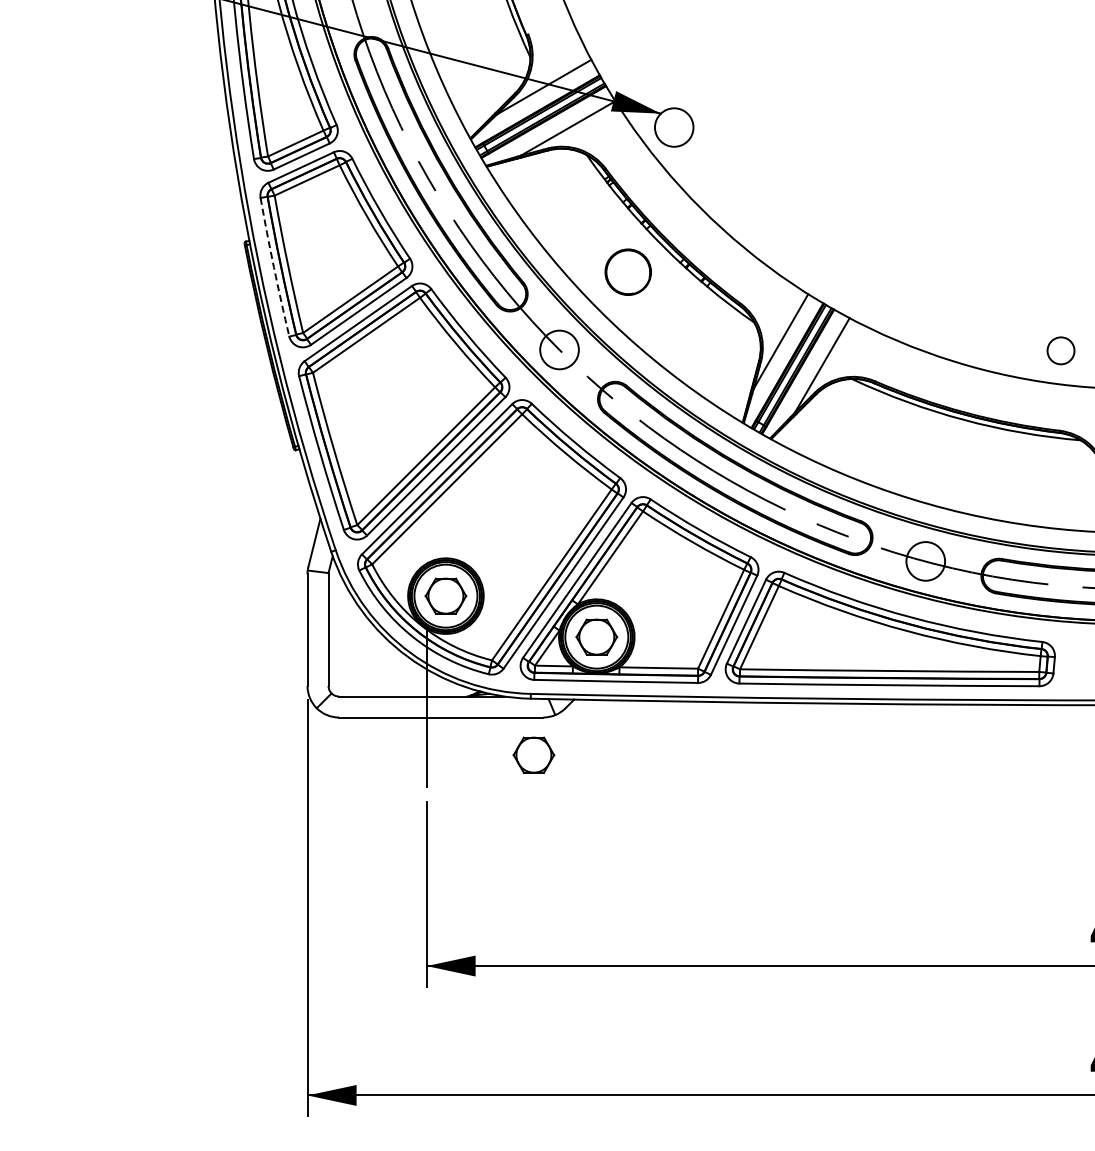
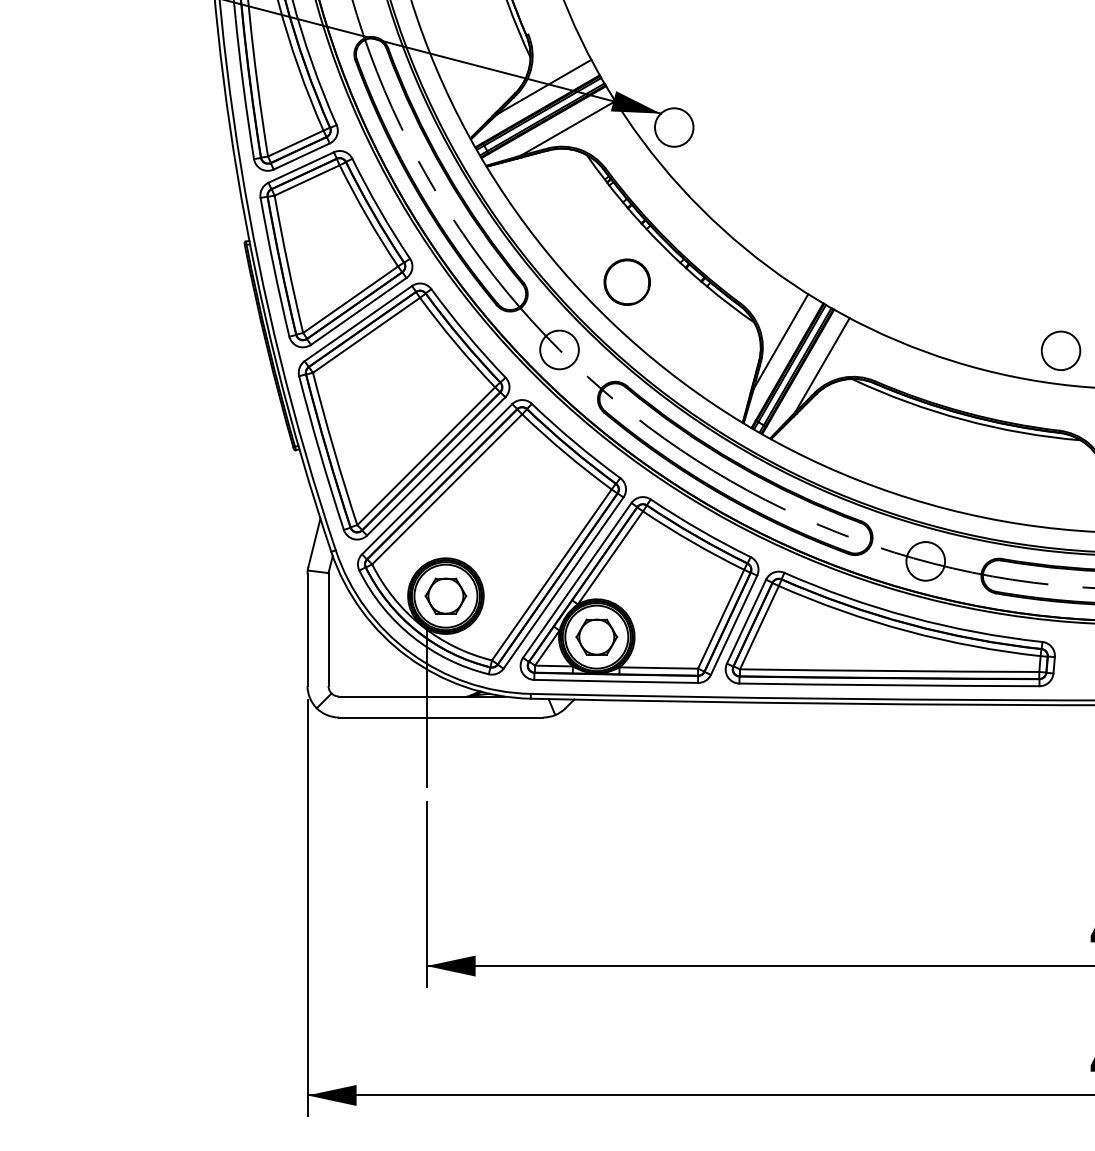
arc: dashed -> solid (273, 267)
circle position: (627, 271) -> (626, 281) (626, 281)
circle diameter: 27 px -> 39 px (1060, 350)
part: present -> none (533, 754)
